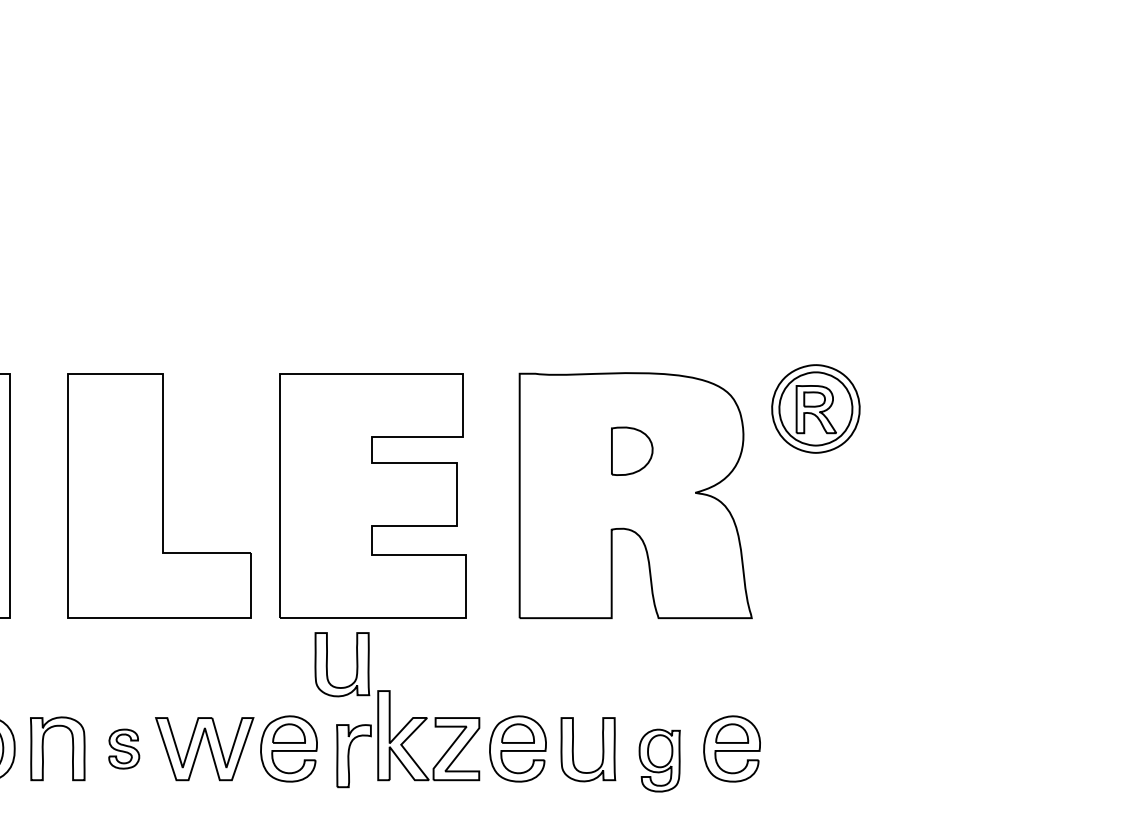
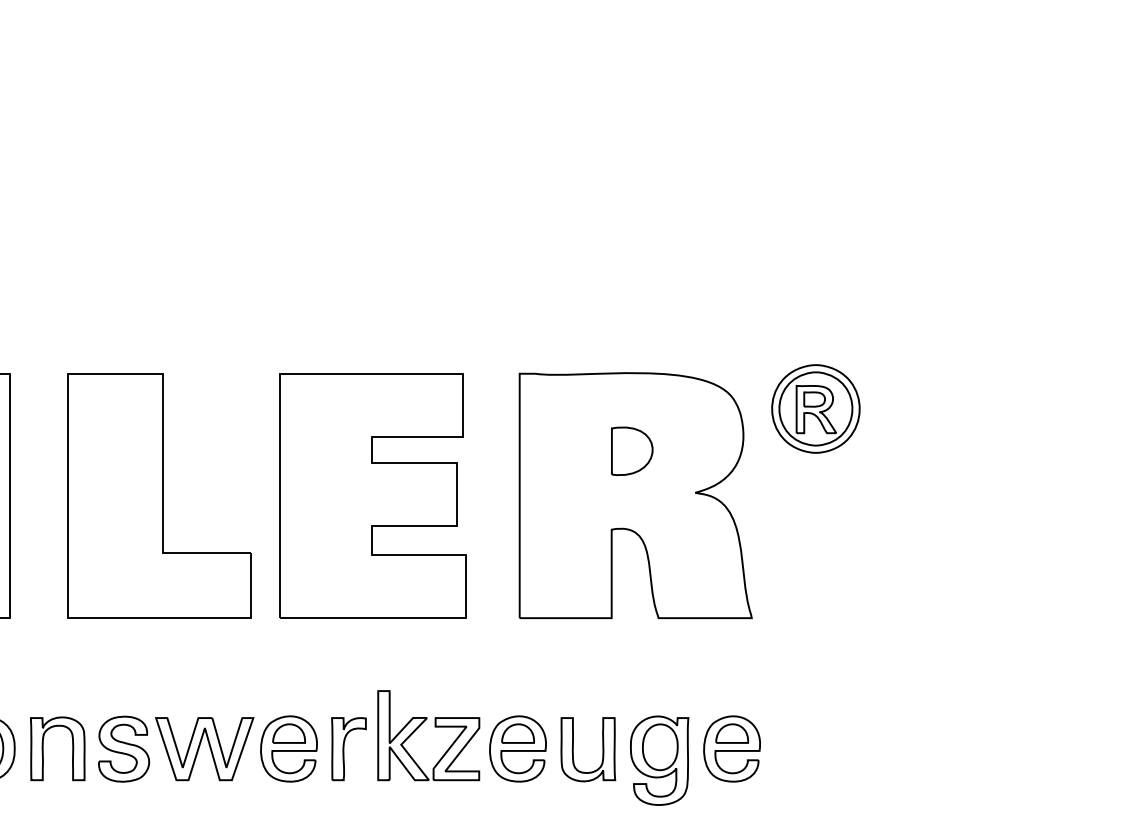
part: present -> none (356, 664)
part size: 33x42 px -> 53x68 px (124, 748)
part position: (353, 756) -> (348, 749) (348, 749)
part size: 43x65 px -> 60x91 px (659, 760)
